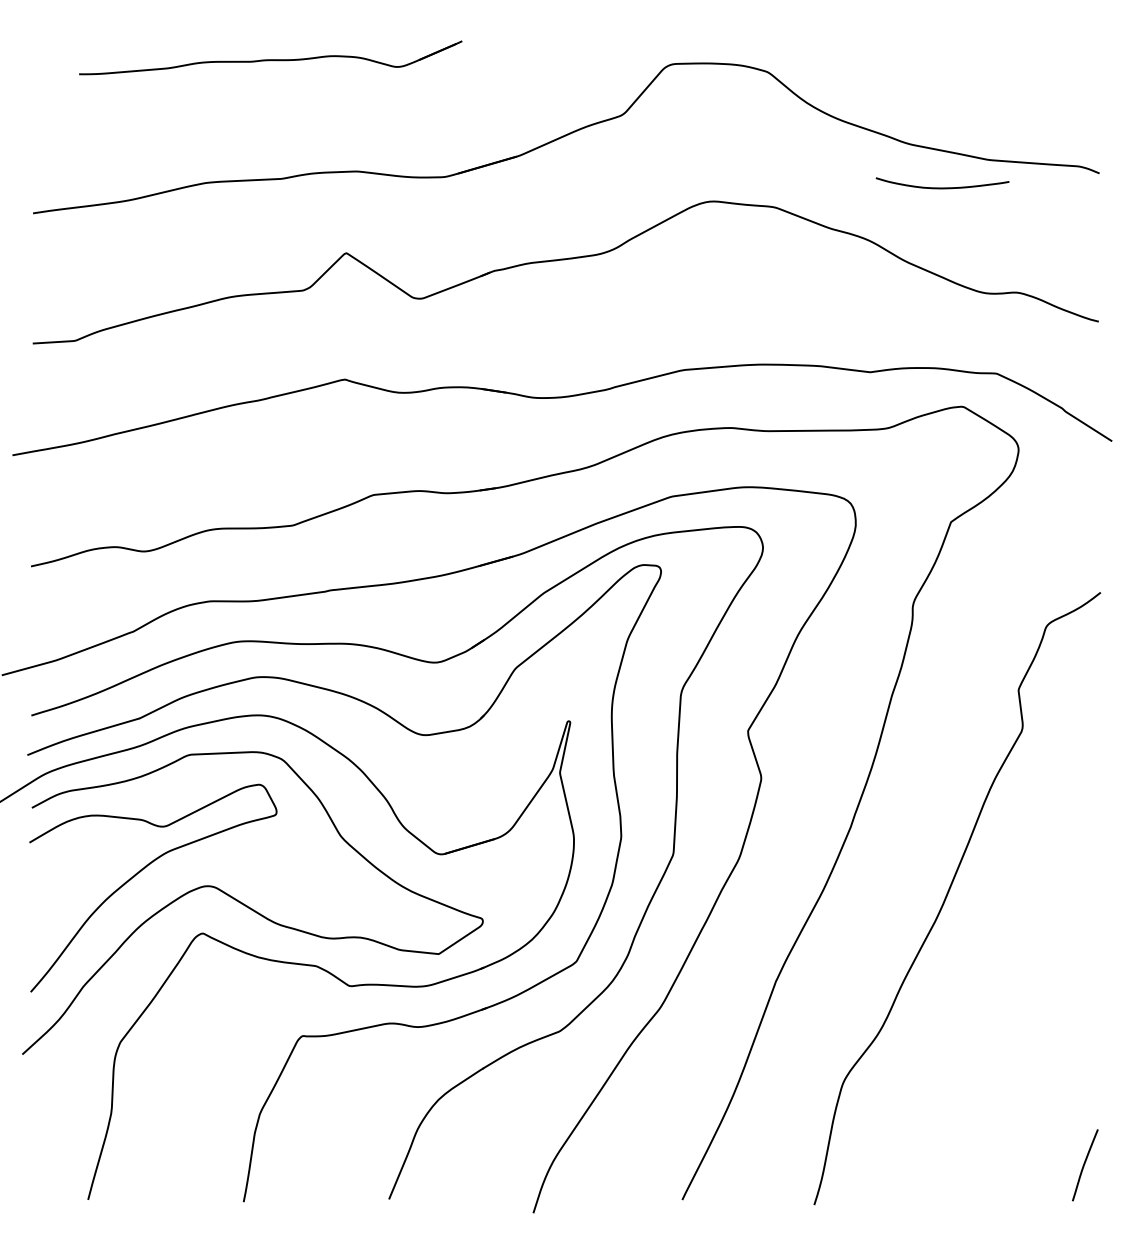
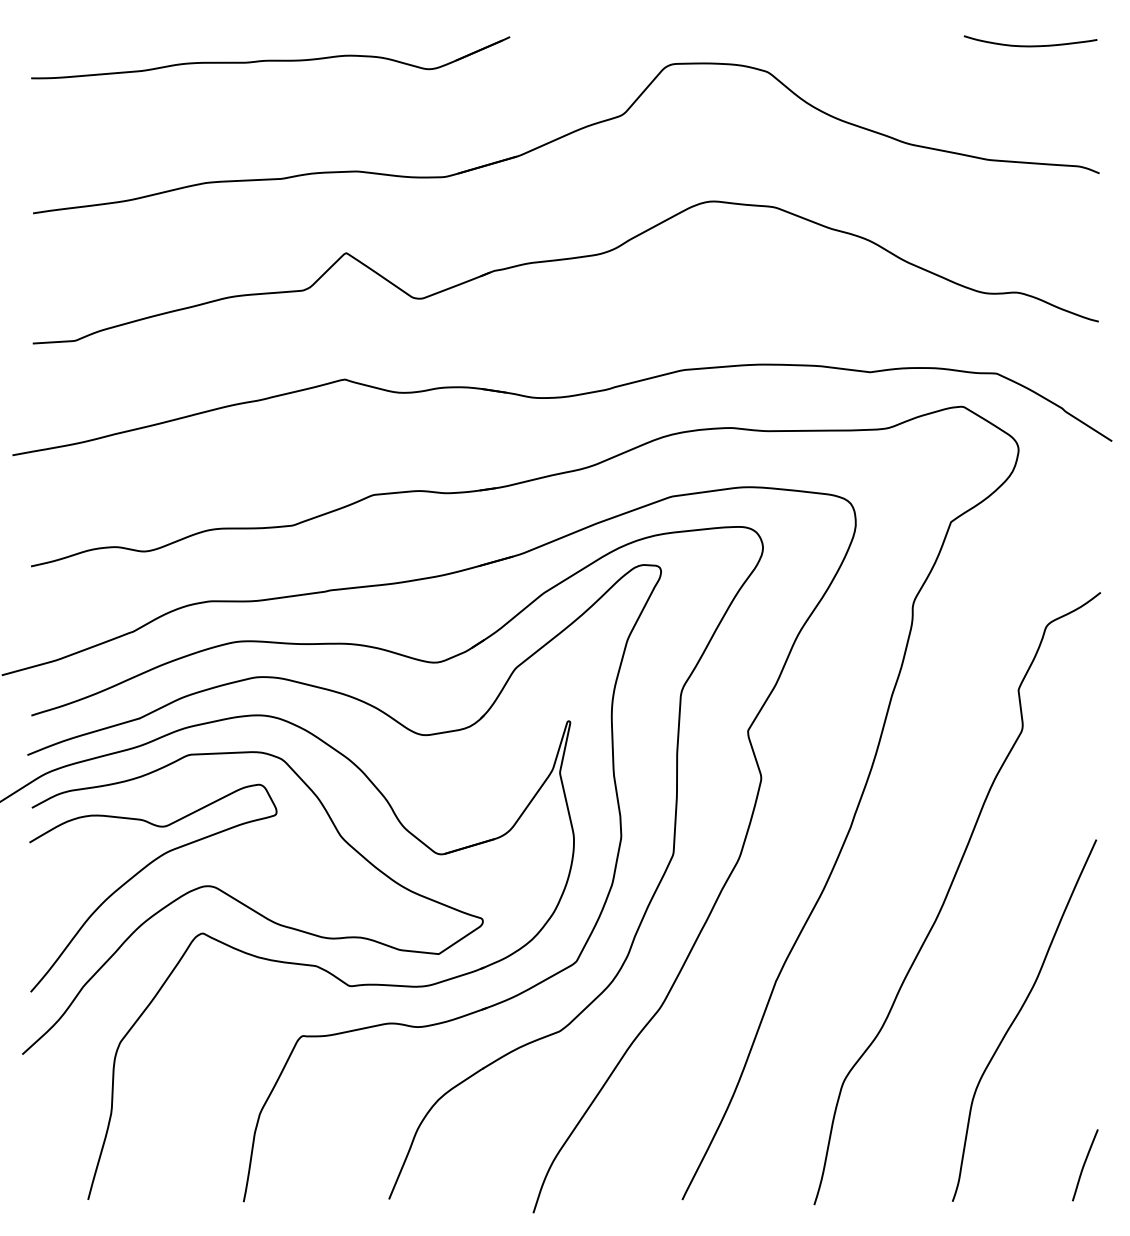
part size: 384x36 px -> 480x44 px (270, 57)
curve position: (942, 187) -> (1030, 45) (1030, 45)
curve: none -> present (1018, 1015)
